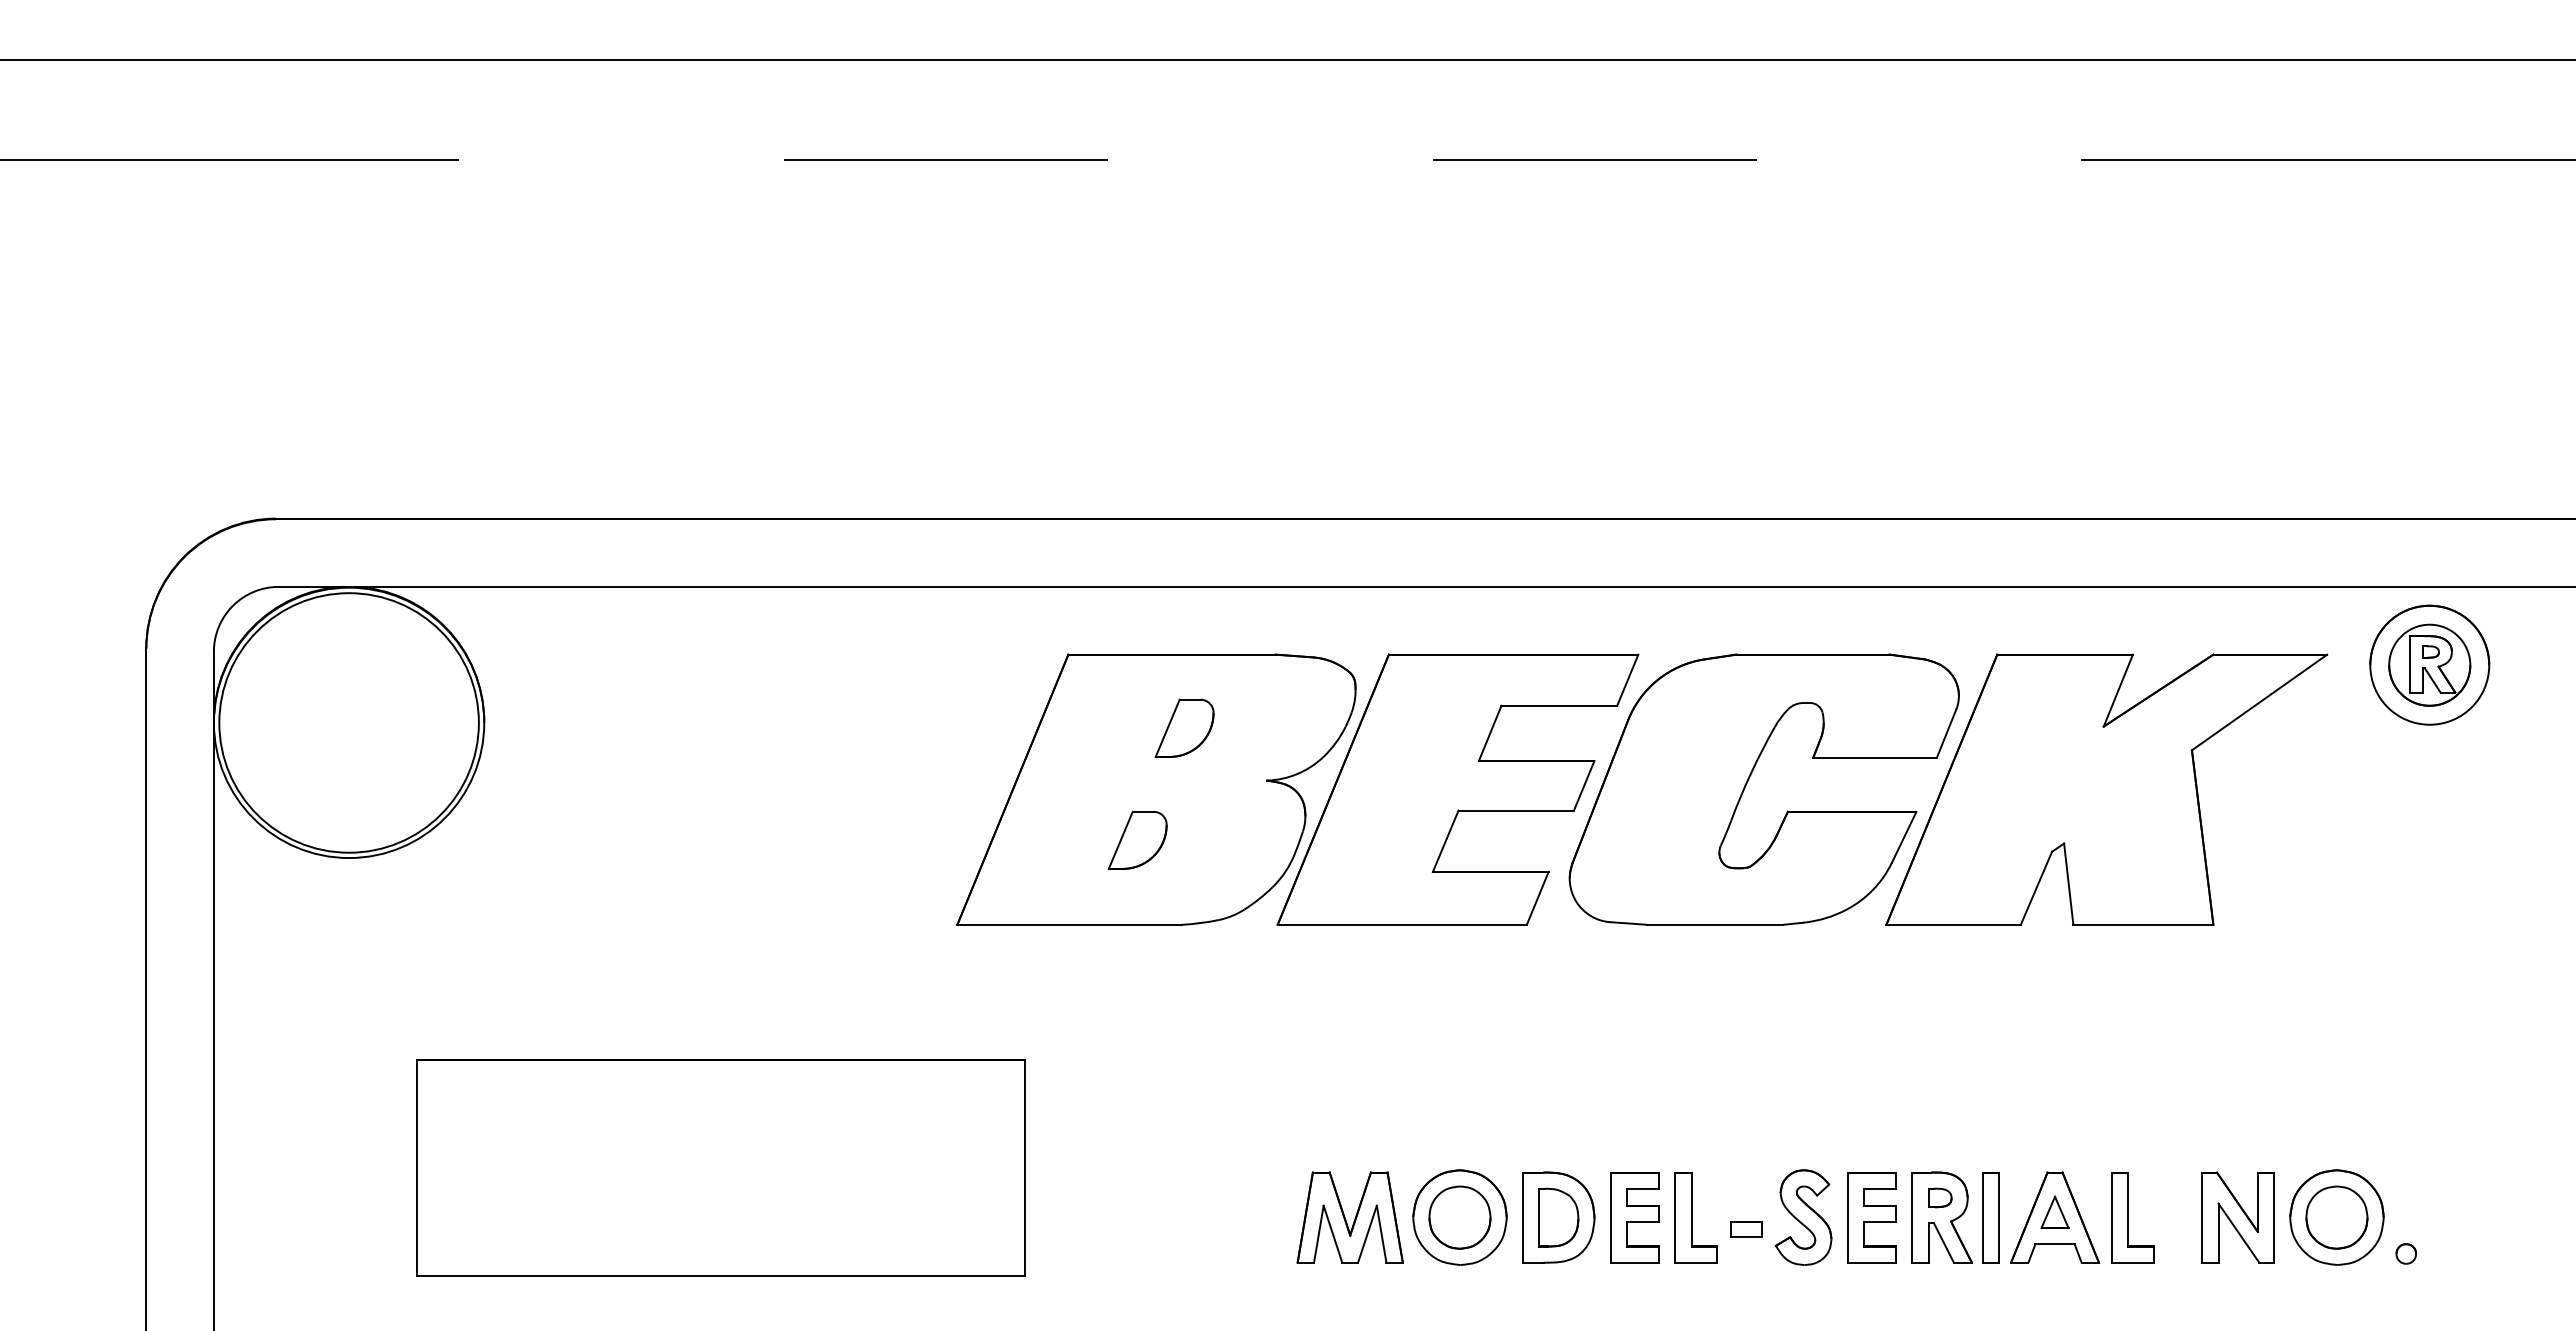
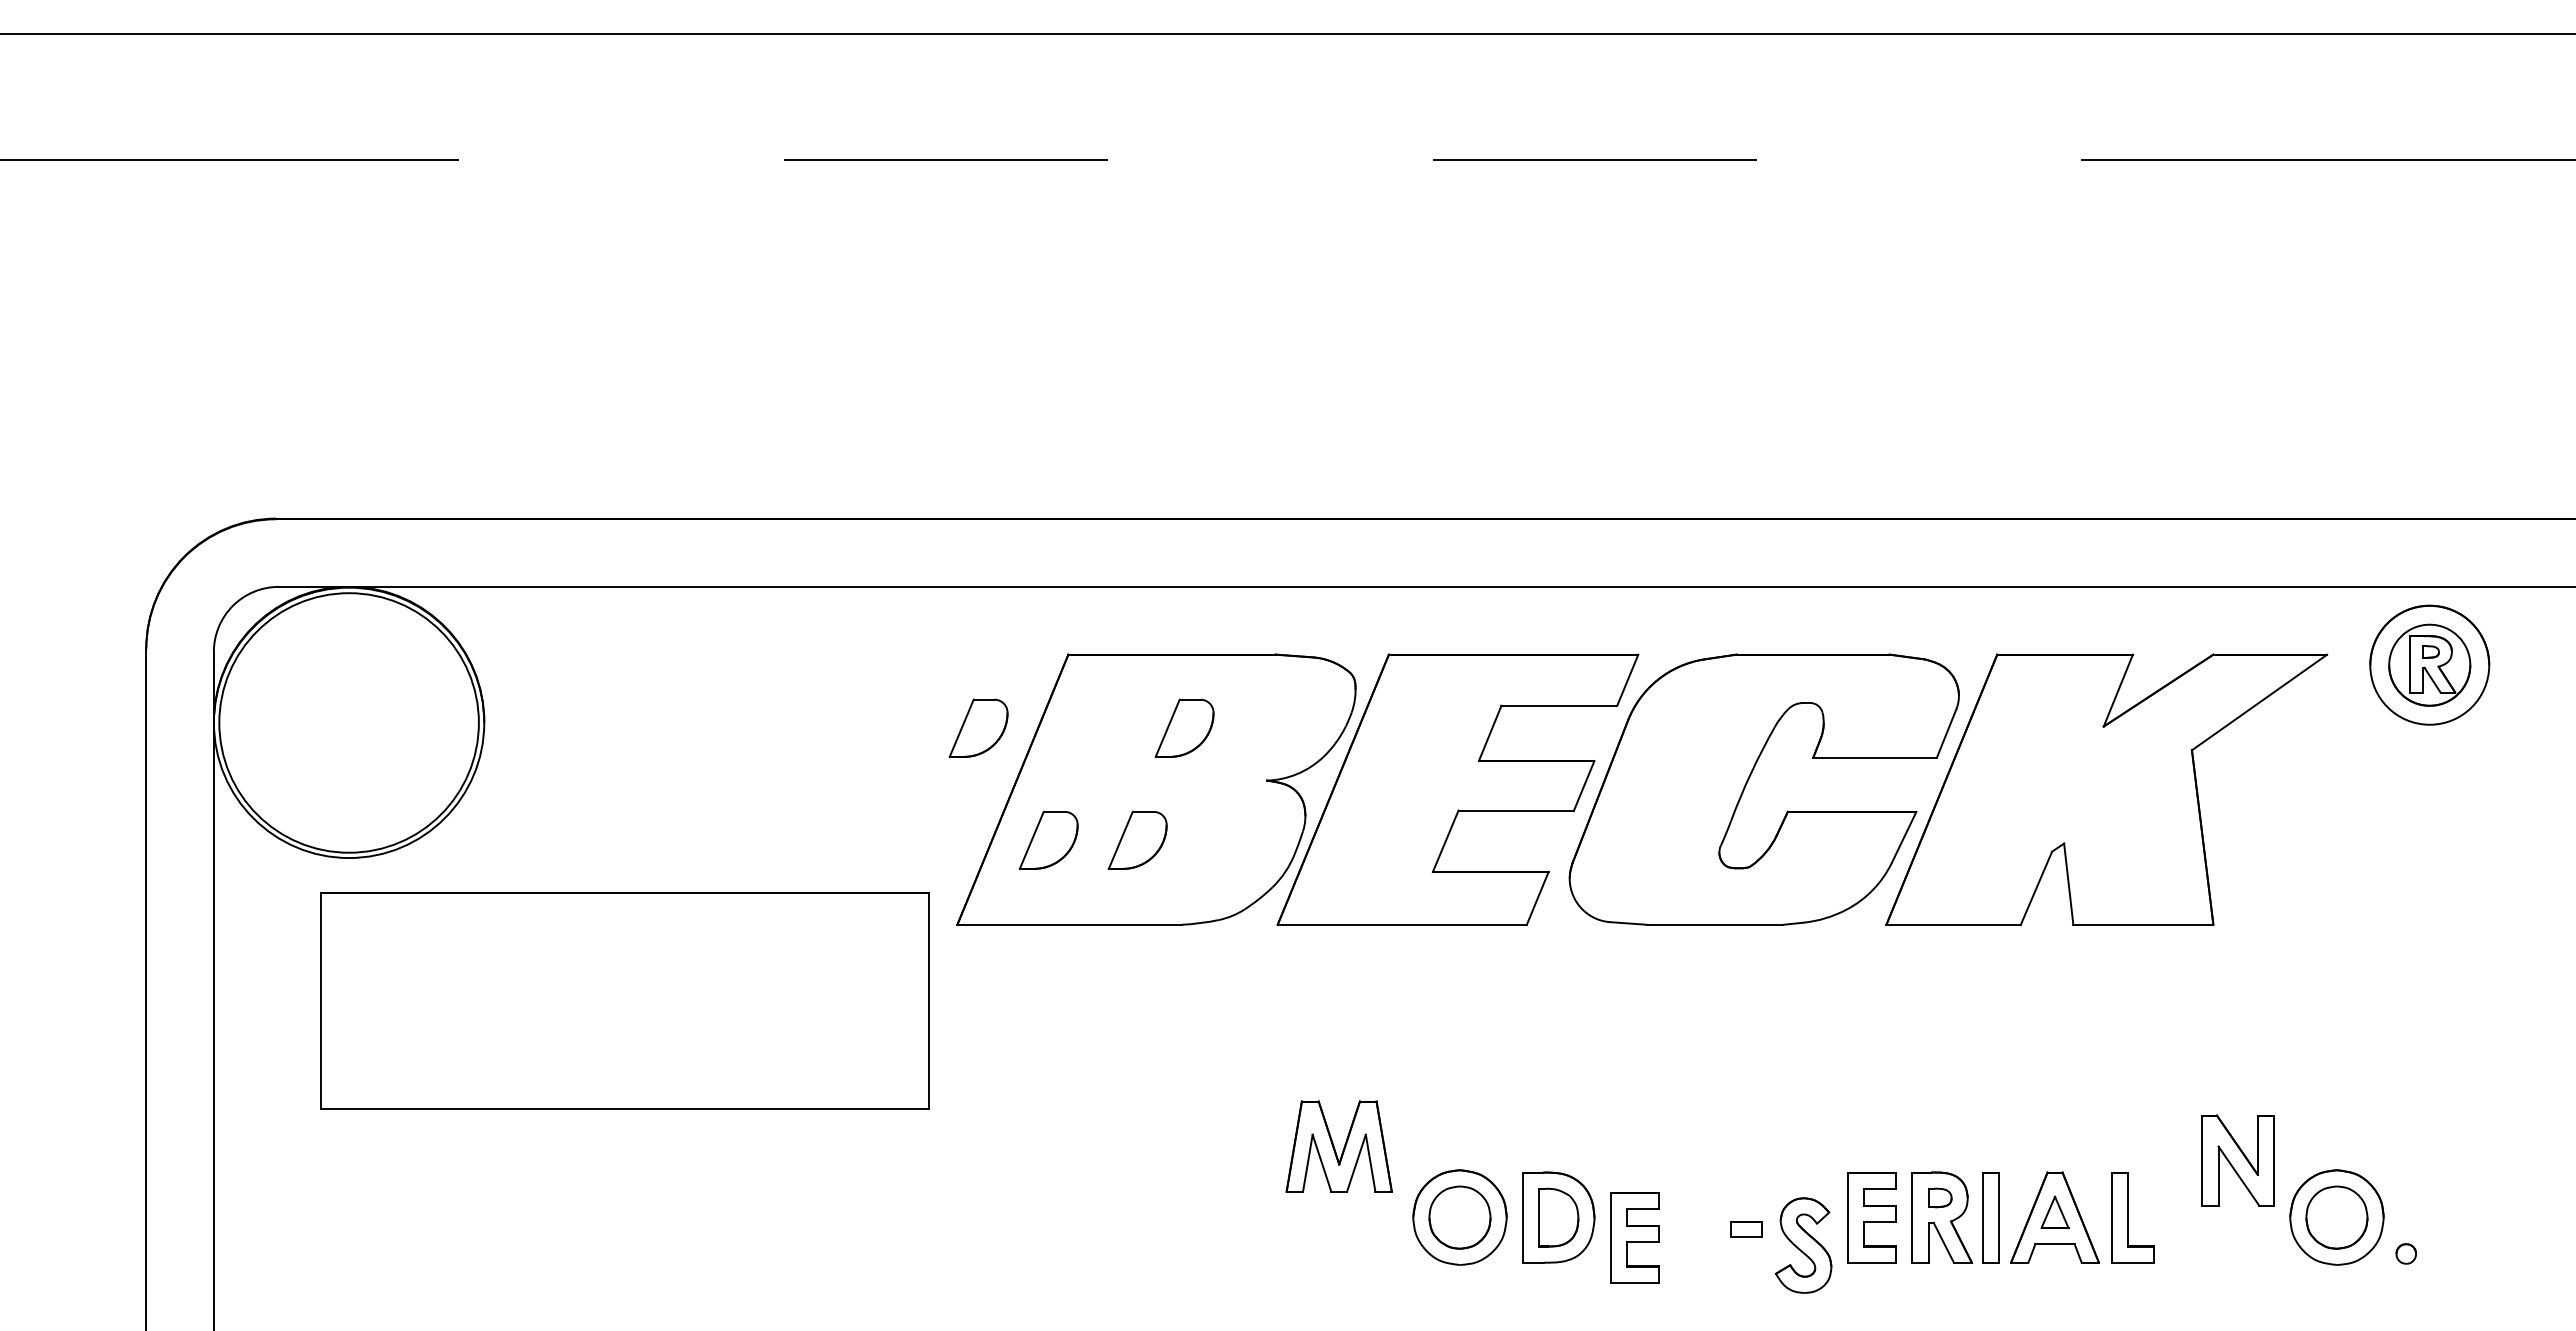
line position: (1287, 60) -> (1287, 34) (1287, 34)
part: none -> present (978, 727)
part: none -> present (1048, 839)
part position: (720, 1167) -> (624, 1000) (624, 1000)
part position: (1349, 1217) -> (1338, 1146) (1338, 1146)
part position: (1634, 1217) -> (1634, 1237) (1634, 1237)
part: present -> none (1695, 1217)
part position: (1803, 1217) -> (1803, 1245) (1803, 1245)
part position: (2237, 1217) -> (2237, 1160) (2237, 1160)
